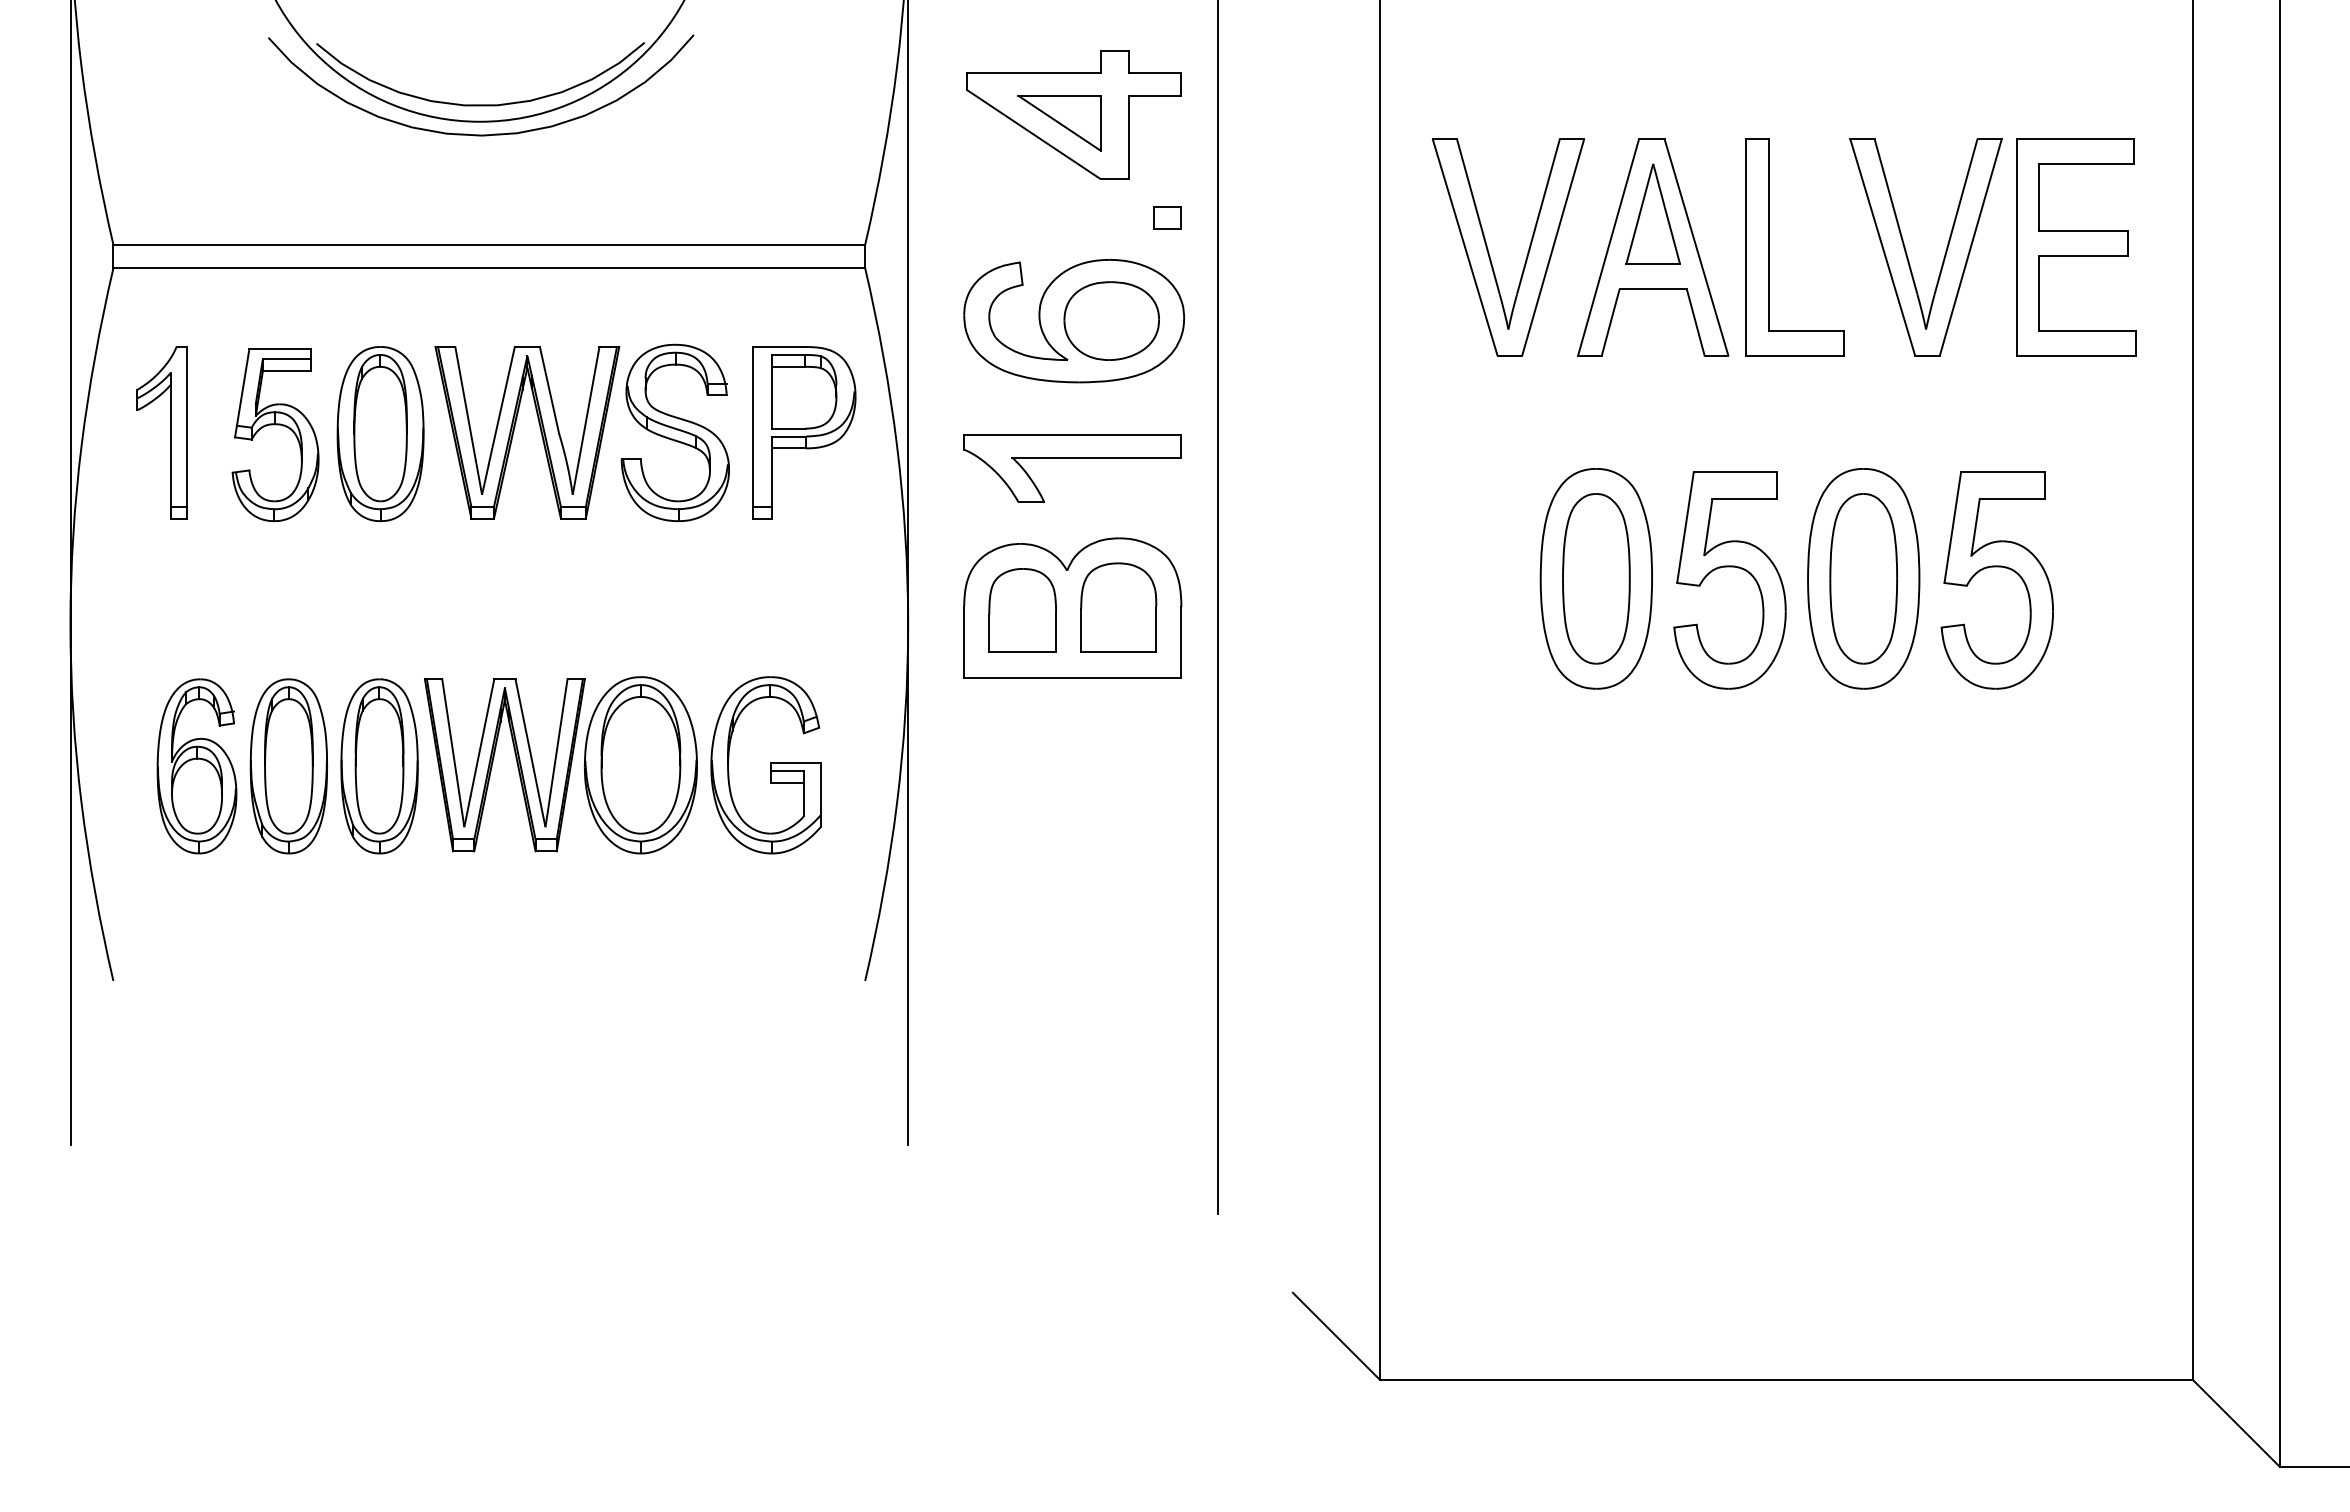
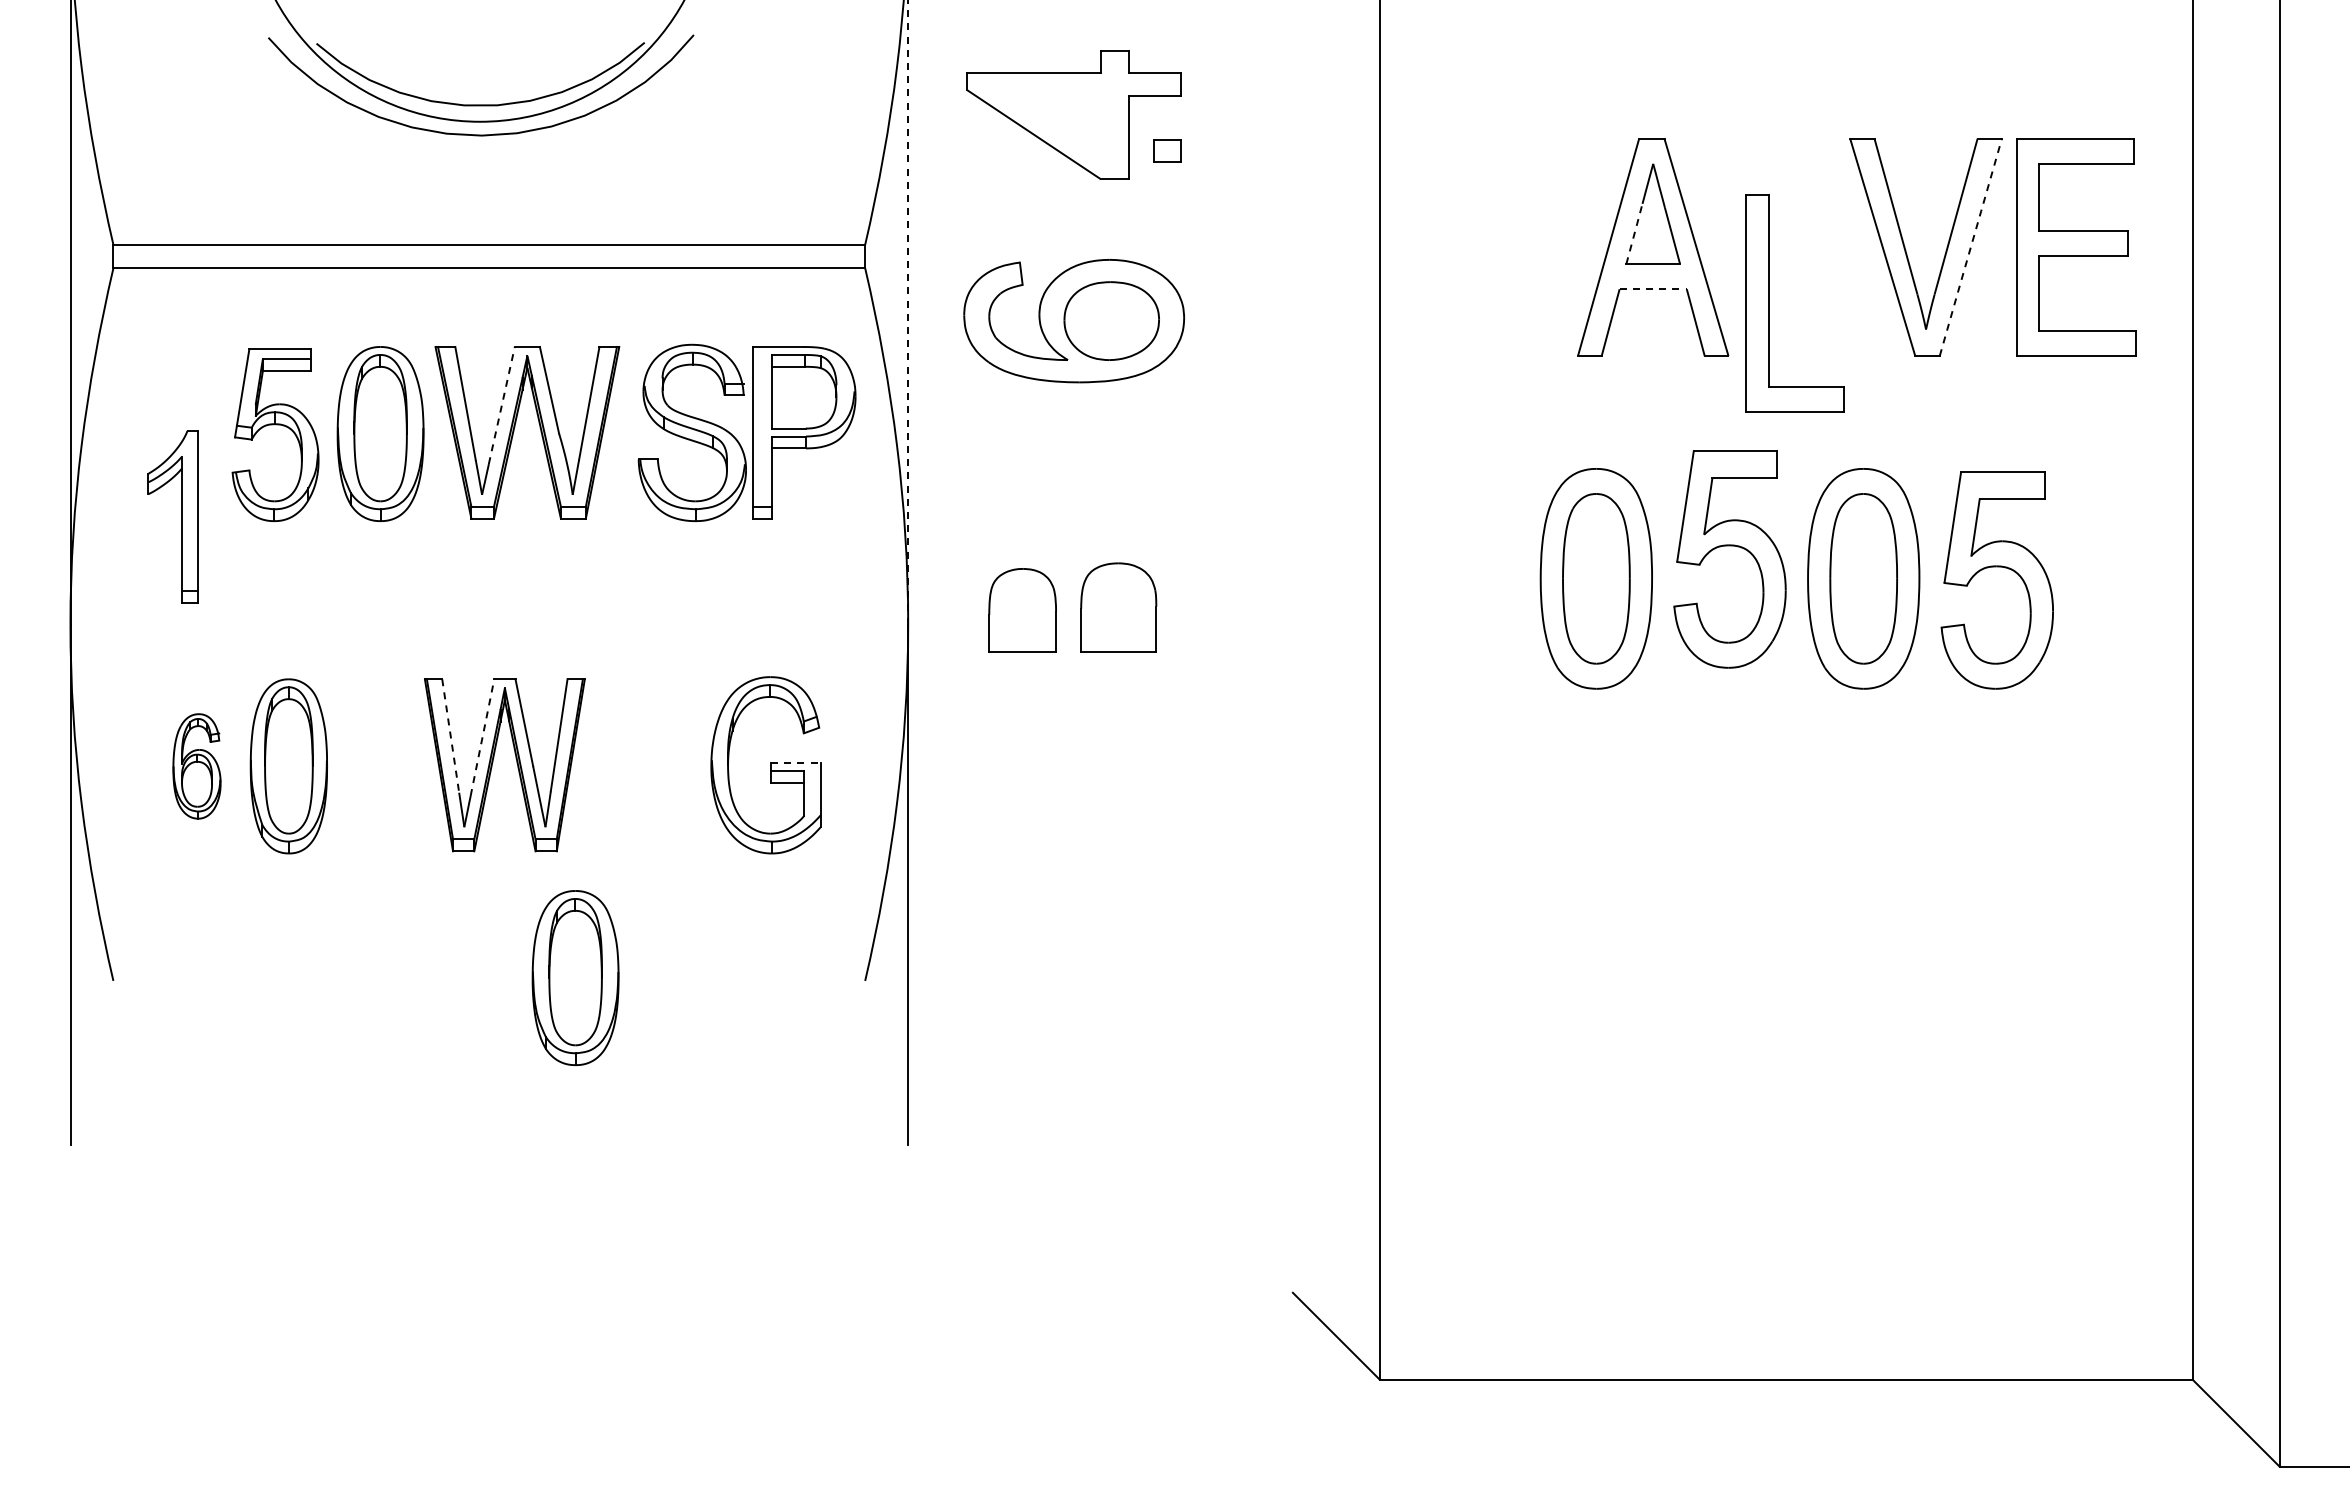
part: present -> none (1059, 123)
part position: (1167, 217) -> (1167, 150) (1167, 150)
line: solid -> dashed (1634, 233)
part position: (1769, 247) -> (1769, 303) (1769, 303)
line: solid -> dashed (1970, 247)
part: present -> none (1489, 252)
line: solid -> dashed (1653, 289)
line: solid -> dashed (908, 311)
line: solid -> dashed (501, 405)
part position: (170, 432) -> (181, 516) (181, 516)
part position: (674, 432) -> (691, 432) (691, 432)
part: present -> none (1072, 458)
part position: (1729, 567) -> (1729, 546) (1729, 546)
part: present -> none (1072, 607)
line: present -> none (1218, 607)
line: solid -> dashed (450, 736)
line: solid -> dashed (482, 737)
line: solid -> dashed (796, 763)
part: present -> none (640, 765)
part size: 82x177 px -> 50x107 px (196, 766)
part: present -> none (379, 766)
part: none -> present (575, 977)
